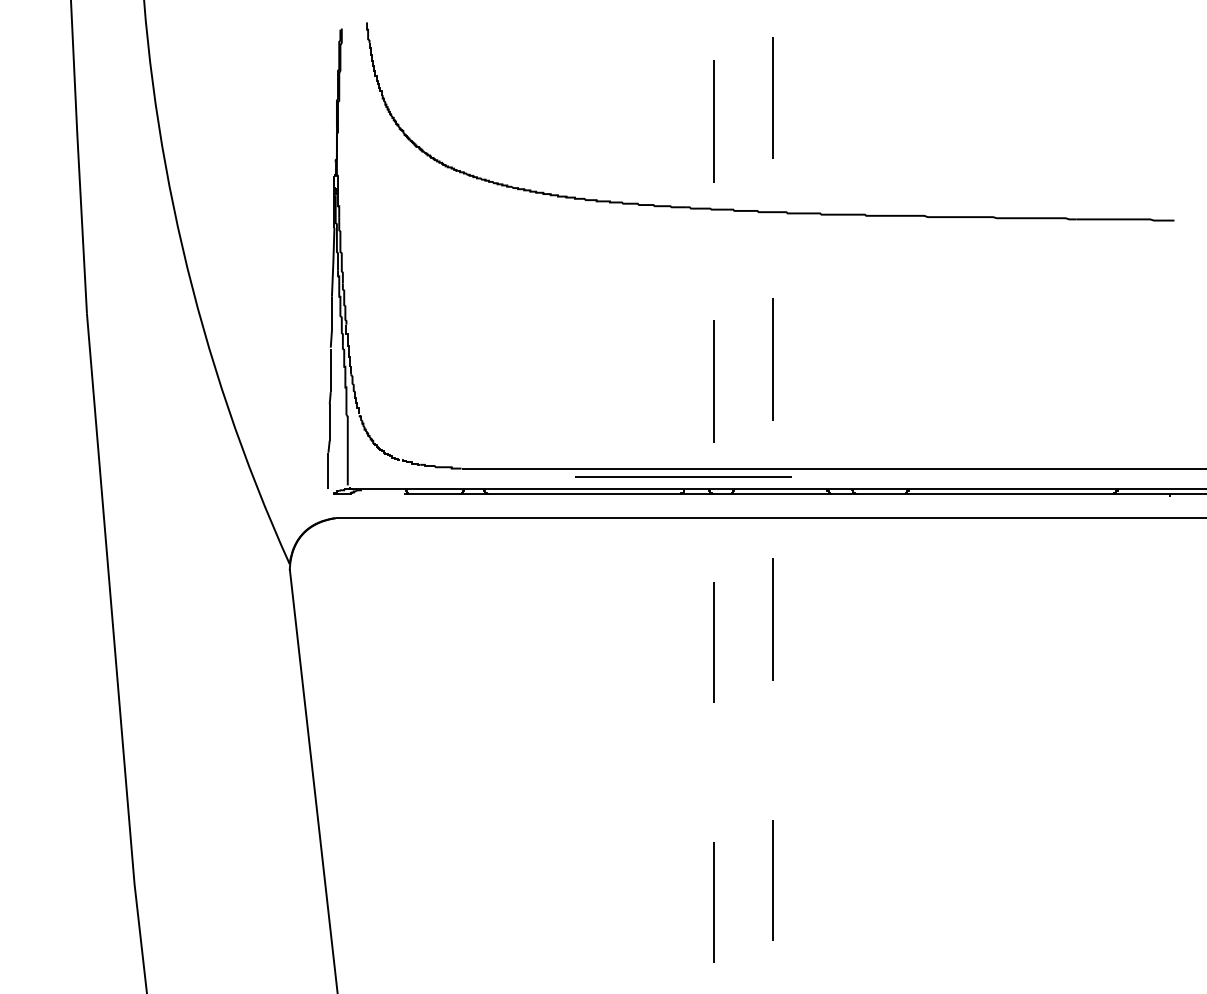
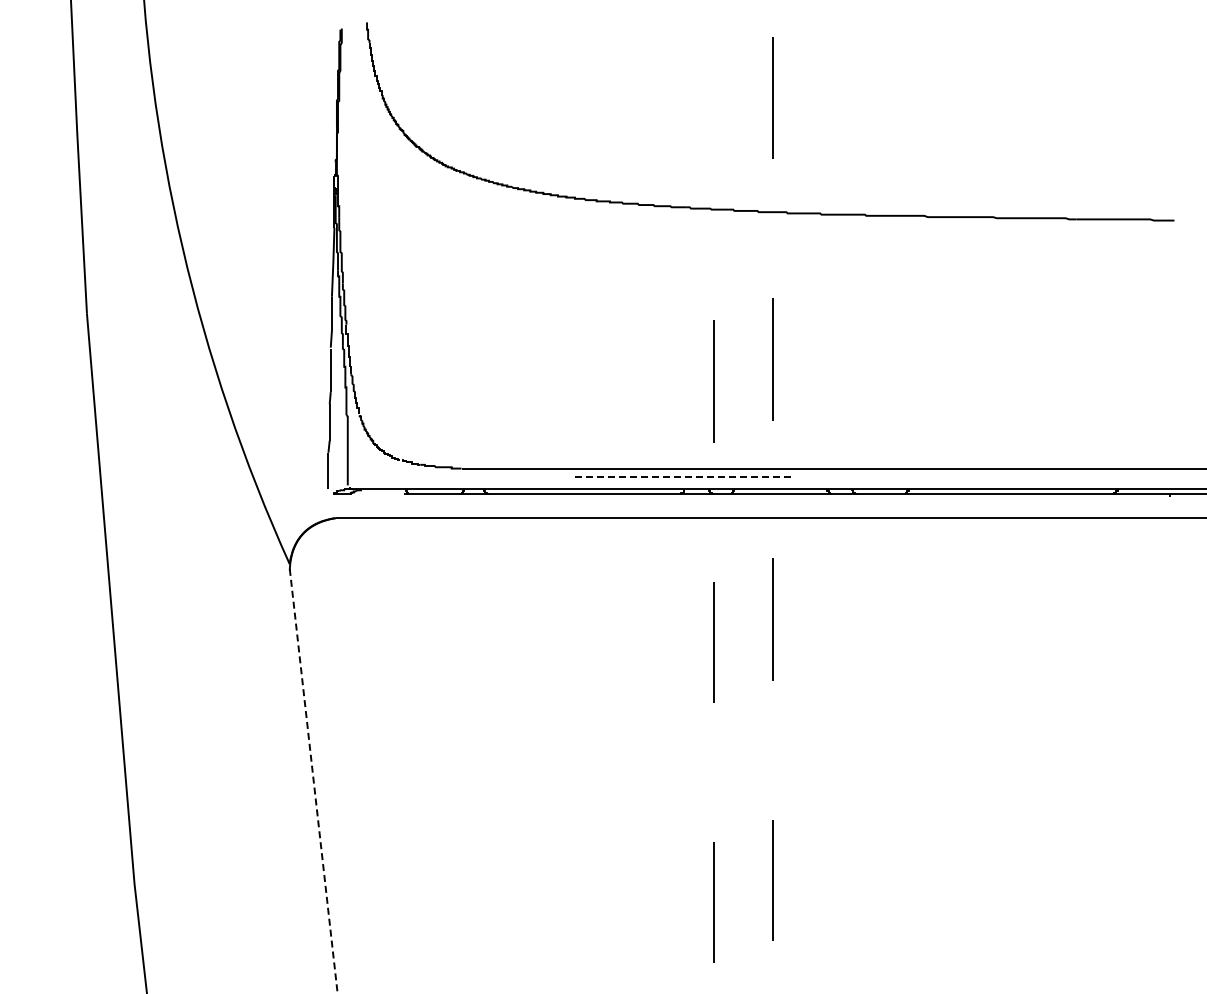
line: present -> none (713, 121)
line: solid -> dashed (683, 476)
line: solid -> dashed (313, 781)
